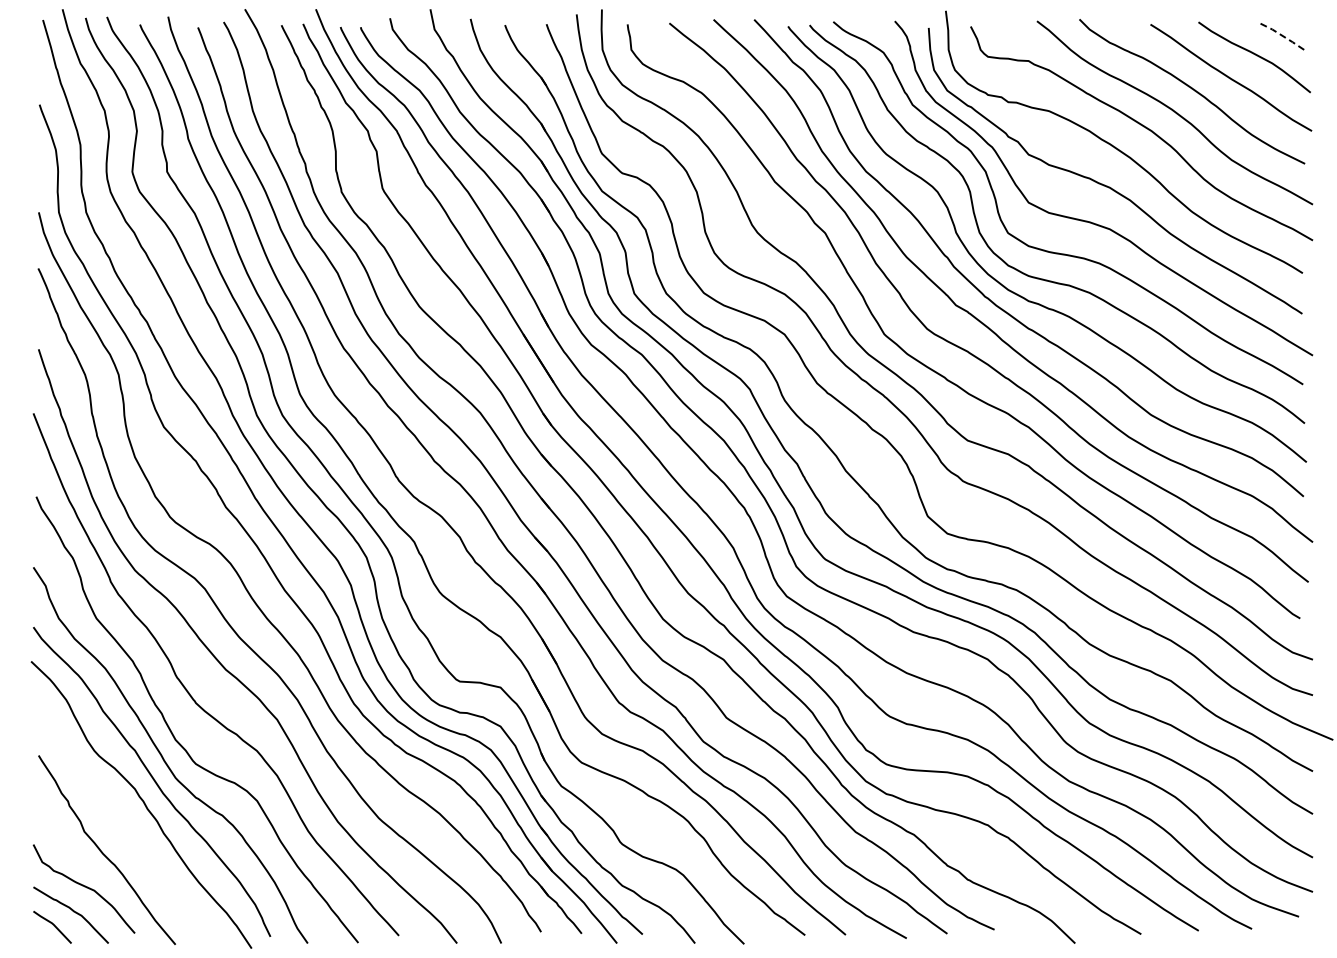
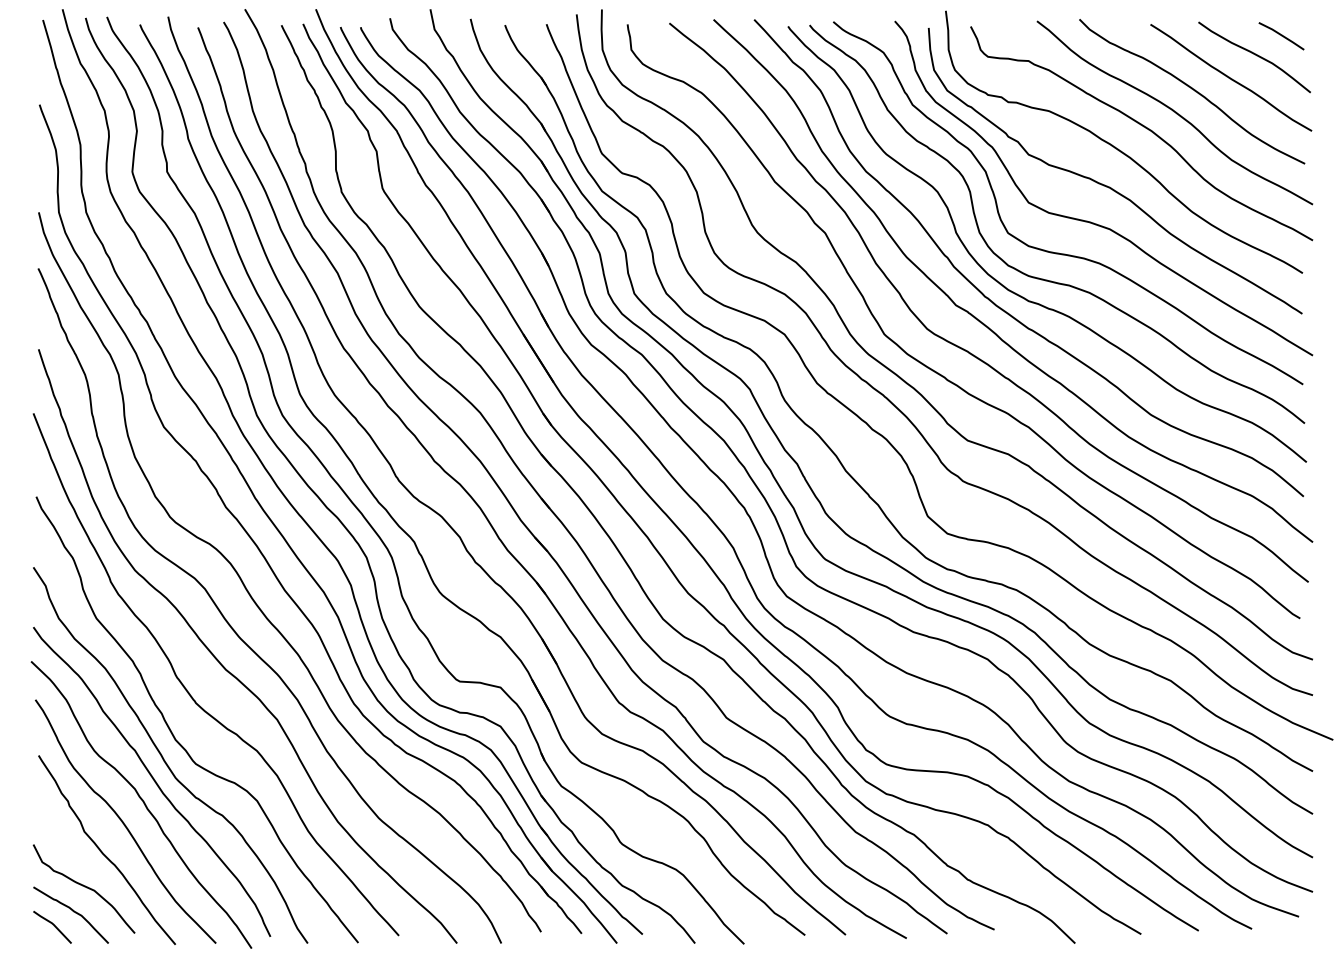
line: dashed -> solid (1281, 35)
curve: none -> present (124, 822)
